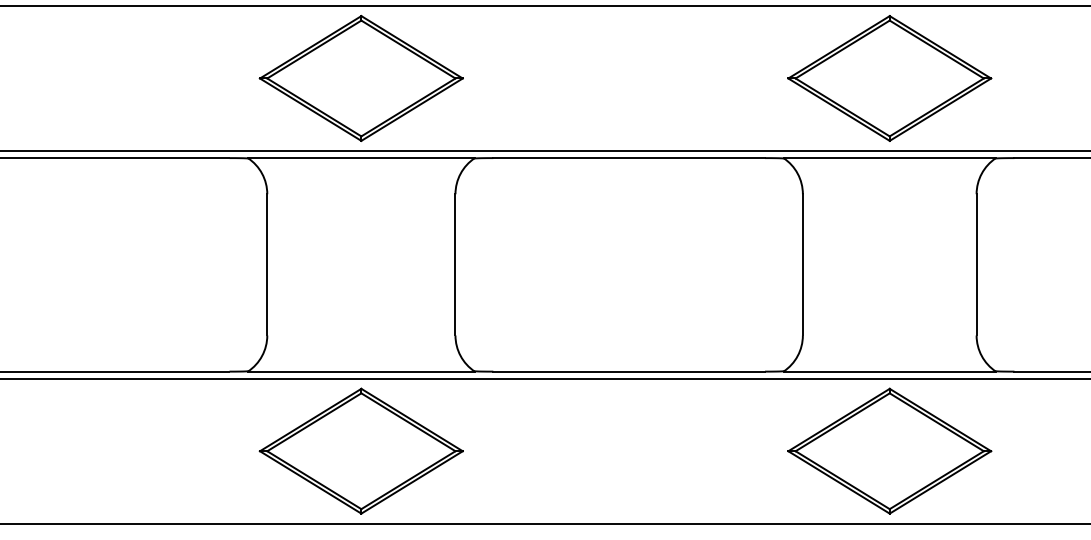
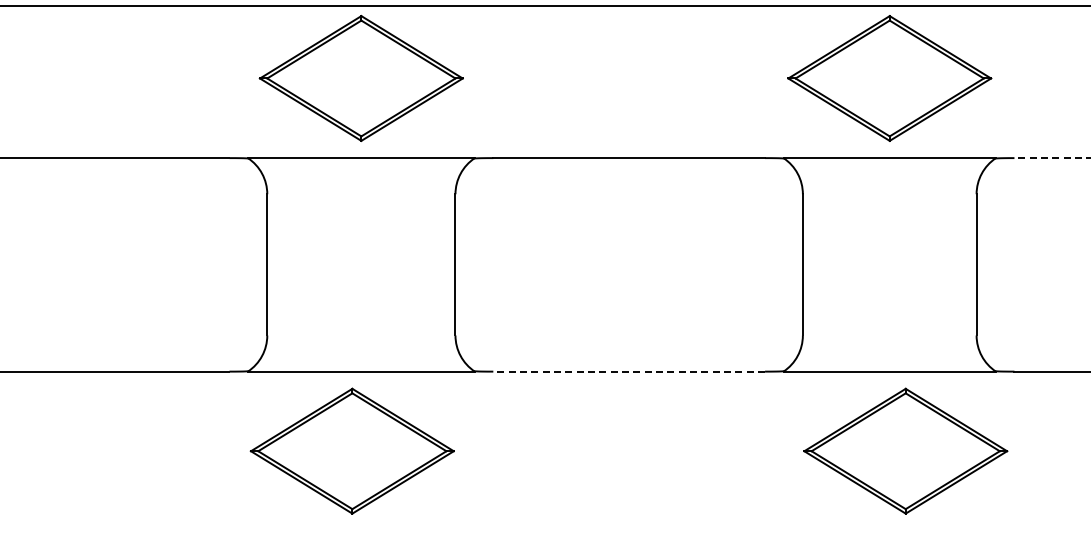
line: present -> none (544, 151)
line: solid -> dashed (1052, 158)
line: solid -> dashed (629, 371)
line: present -> none (544, 378)
part position: (360, 450) -> (351, 450) (351, 450)
part position: (889, 450) -> (905, 450) (905, 450)
line: present -> none (544, 523)
